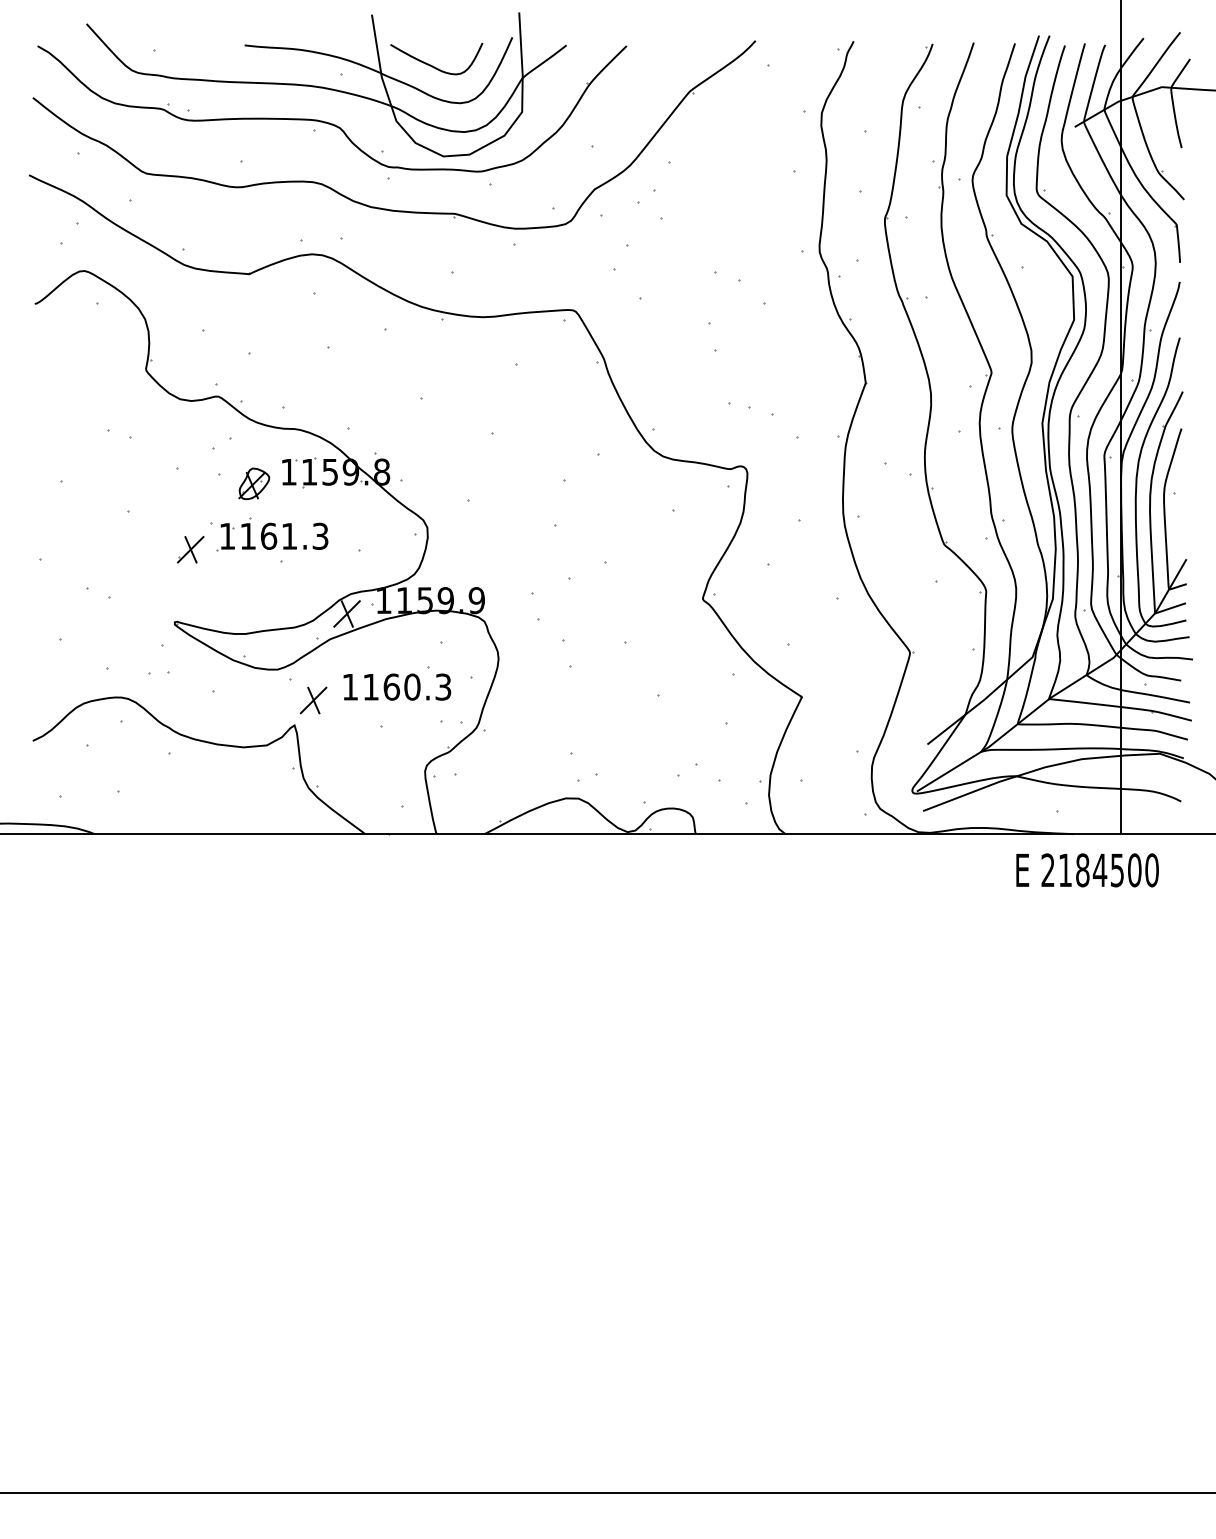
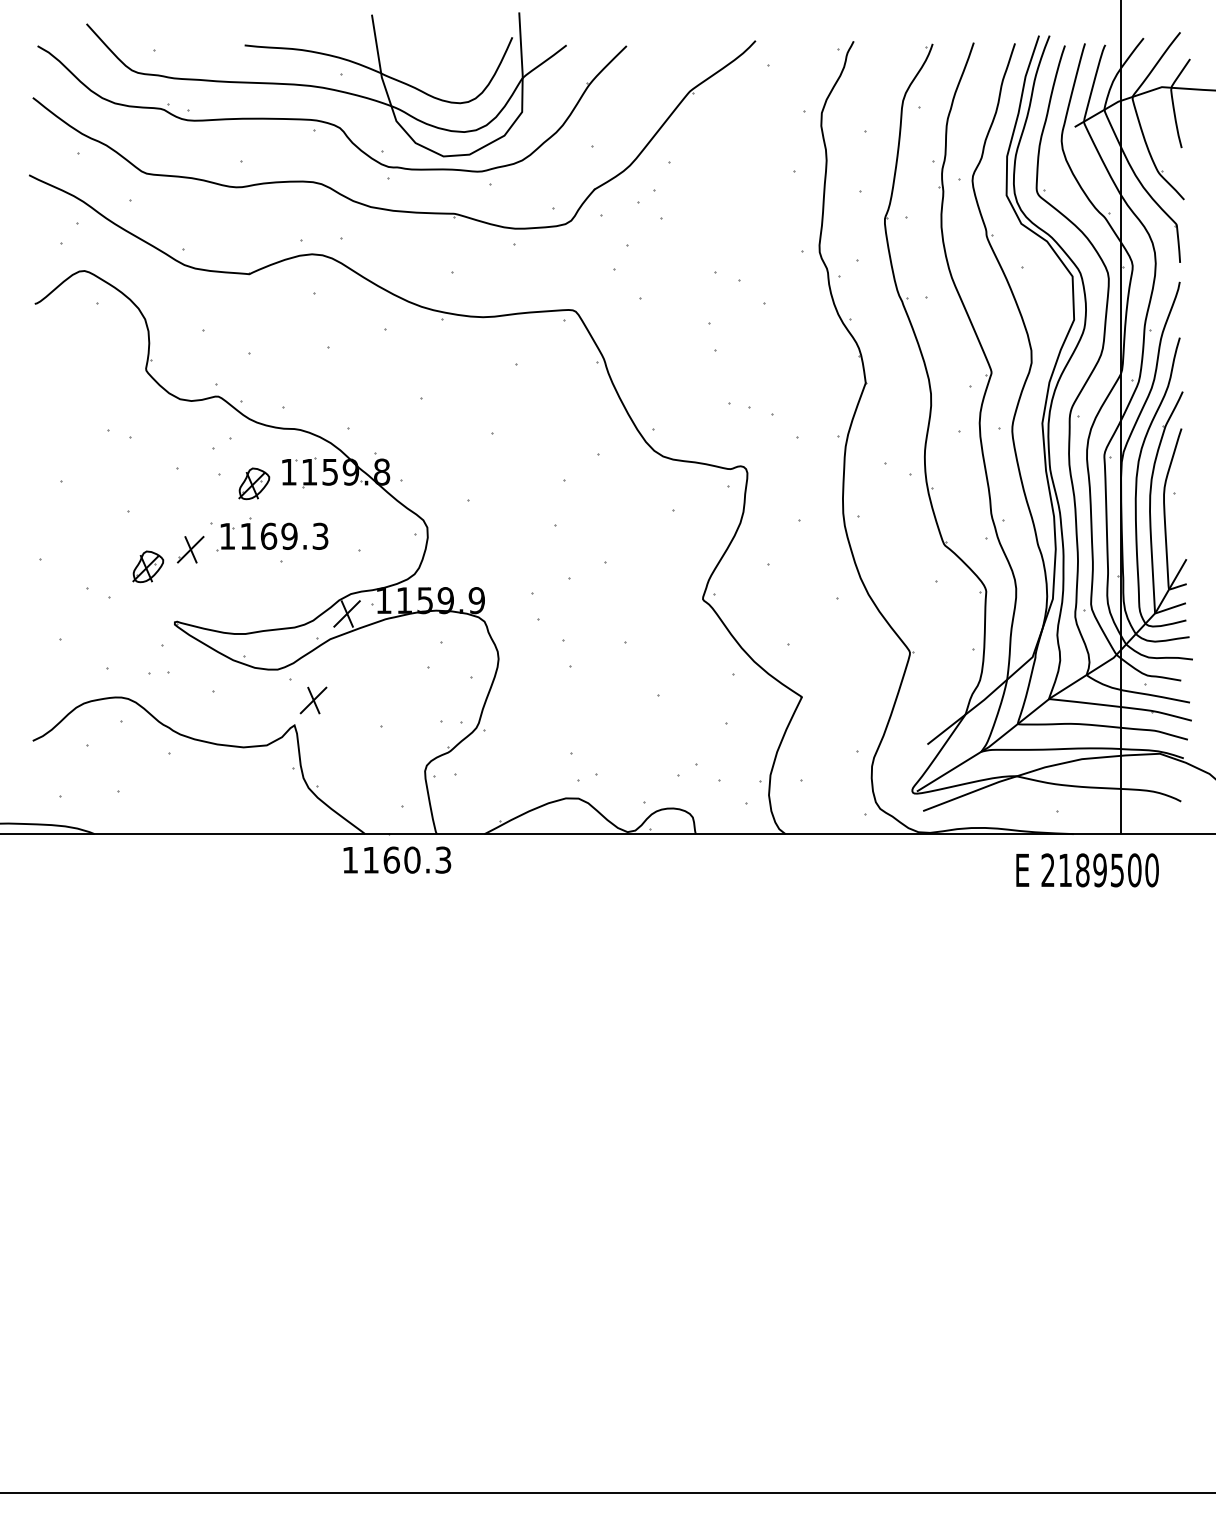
curve: present -> none (432, 65)
text: 1161.3 -> 1169.3 (289, 535)
part: none -> present (148, 566)
text position: (397, 686) -> (397, 859) (397, 859)
text: 2184500 -> 2189500 (1099, 870)
